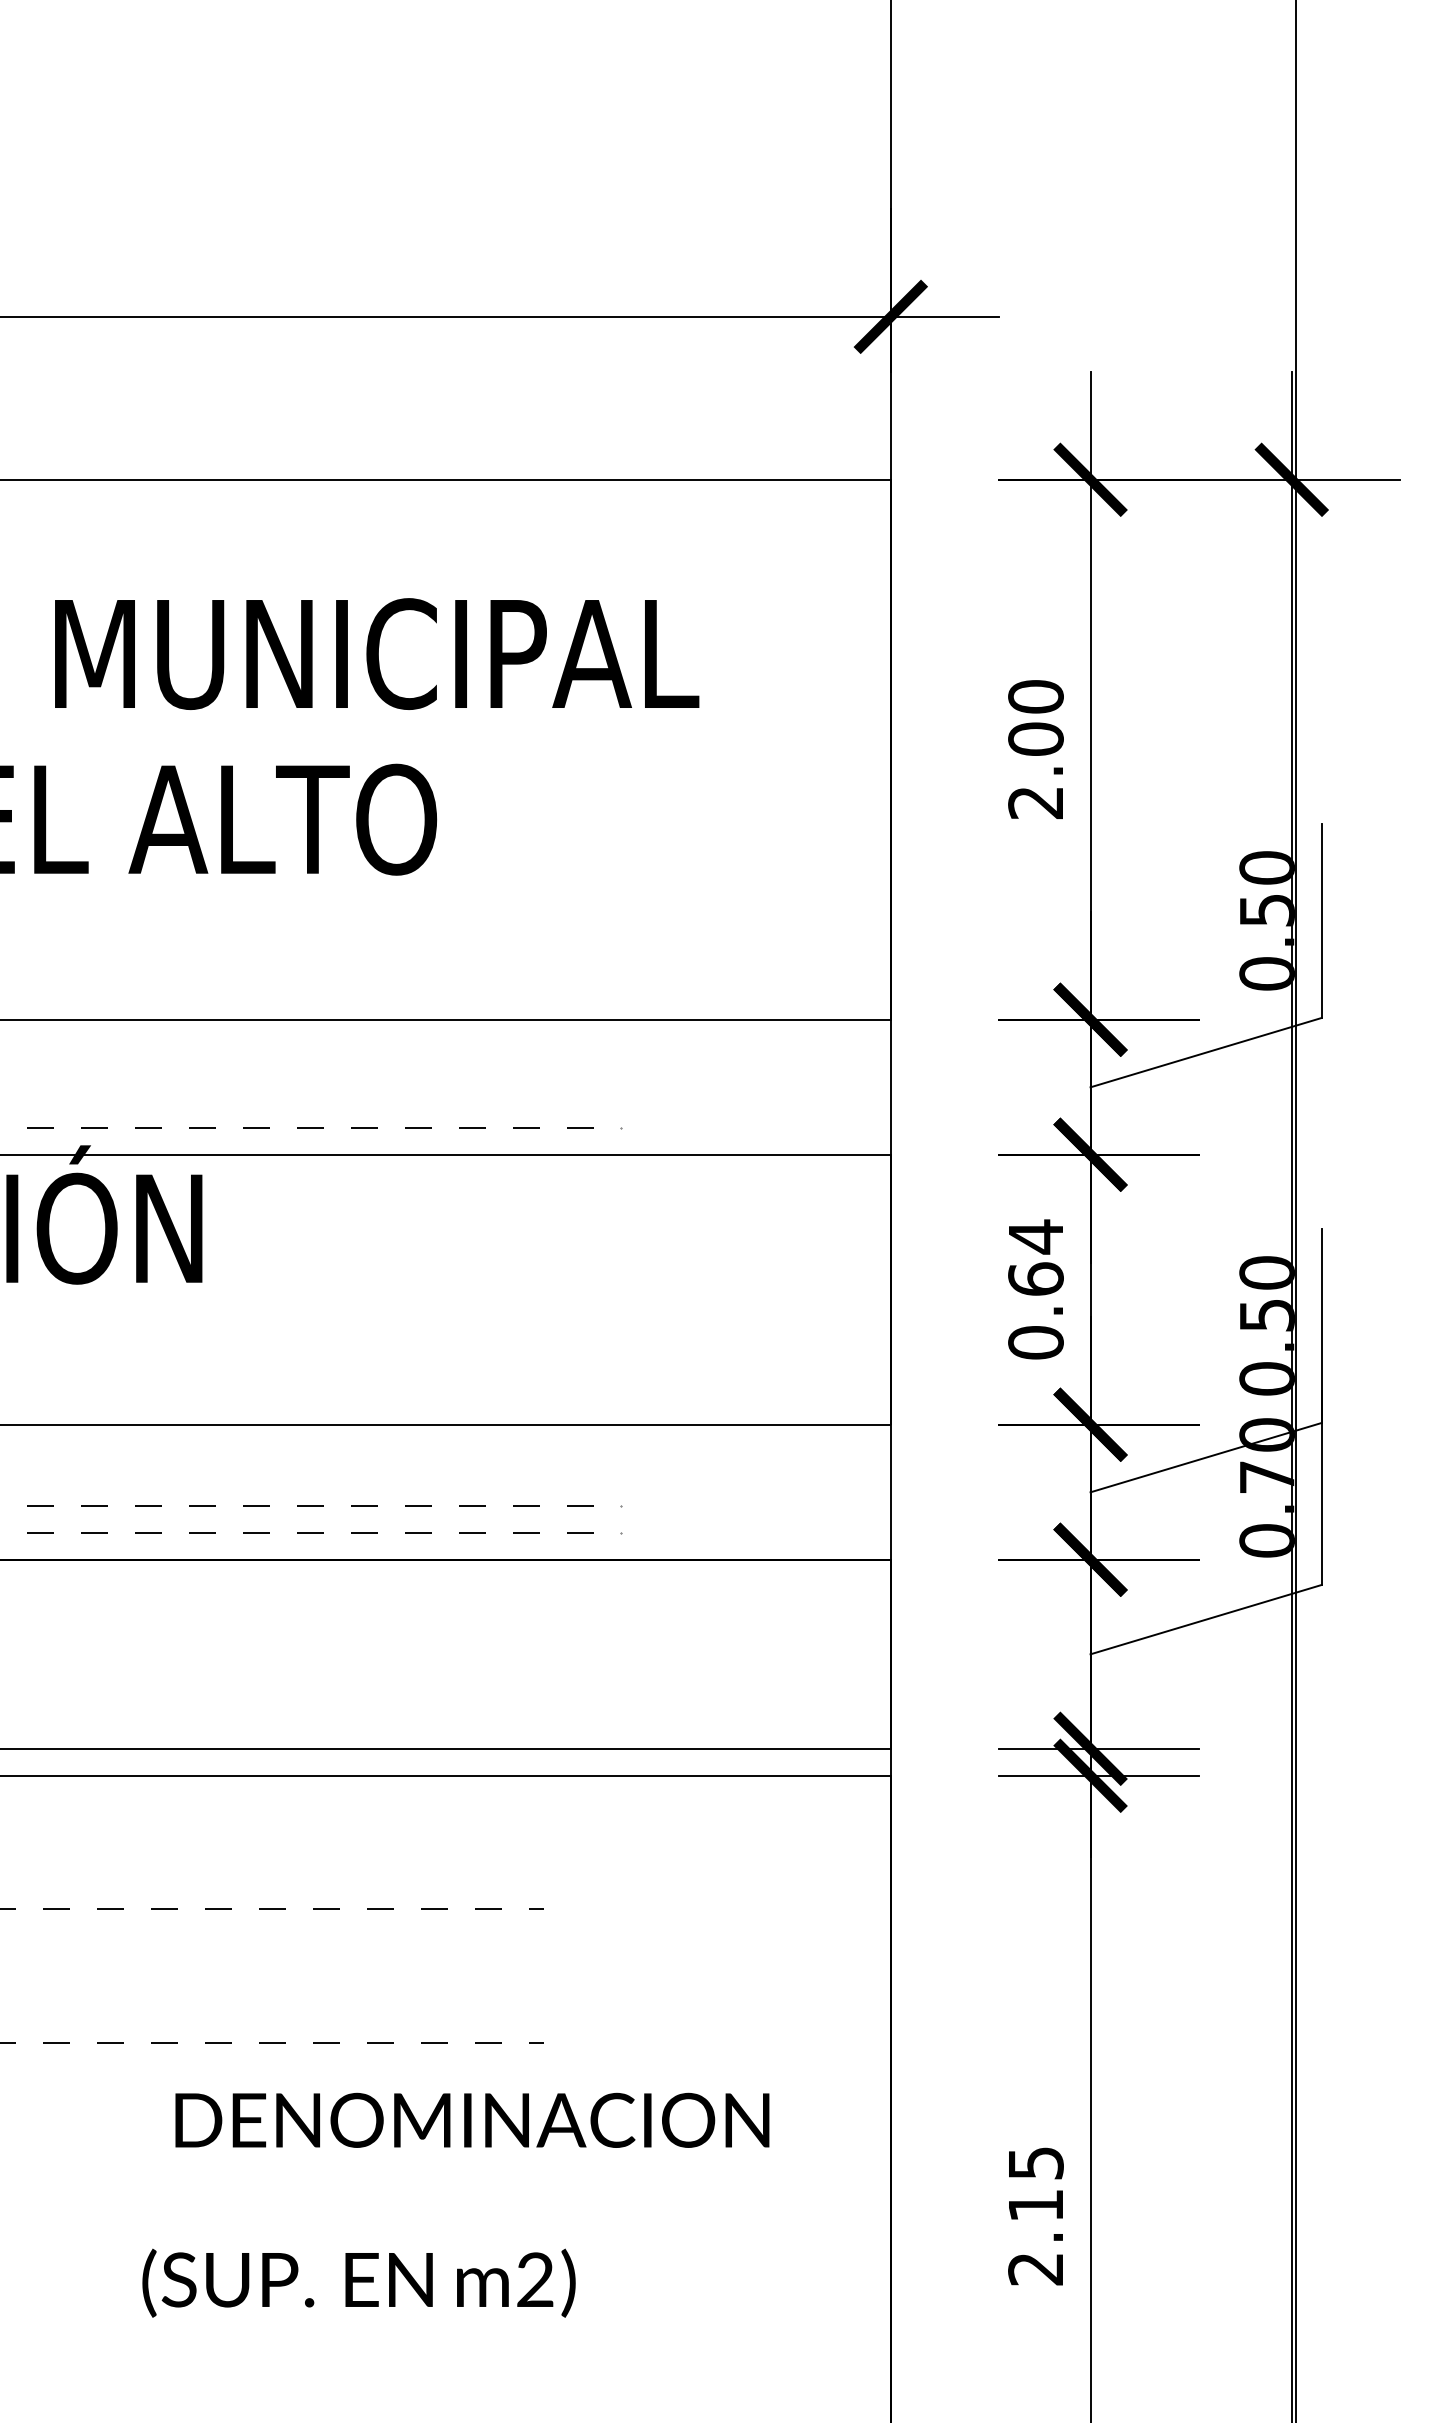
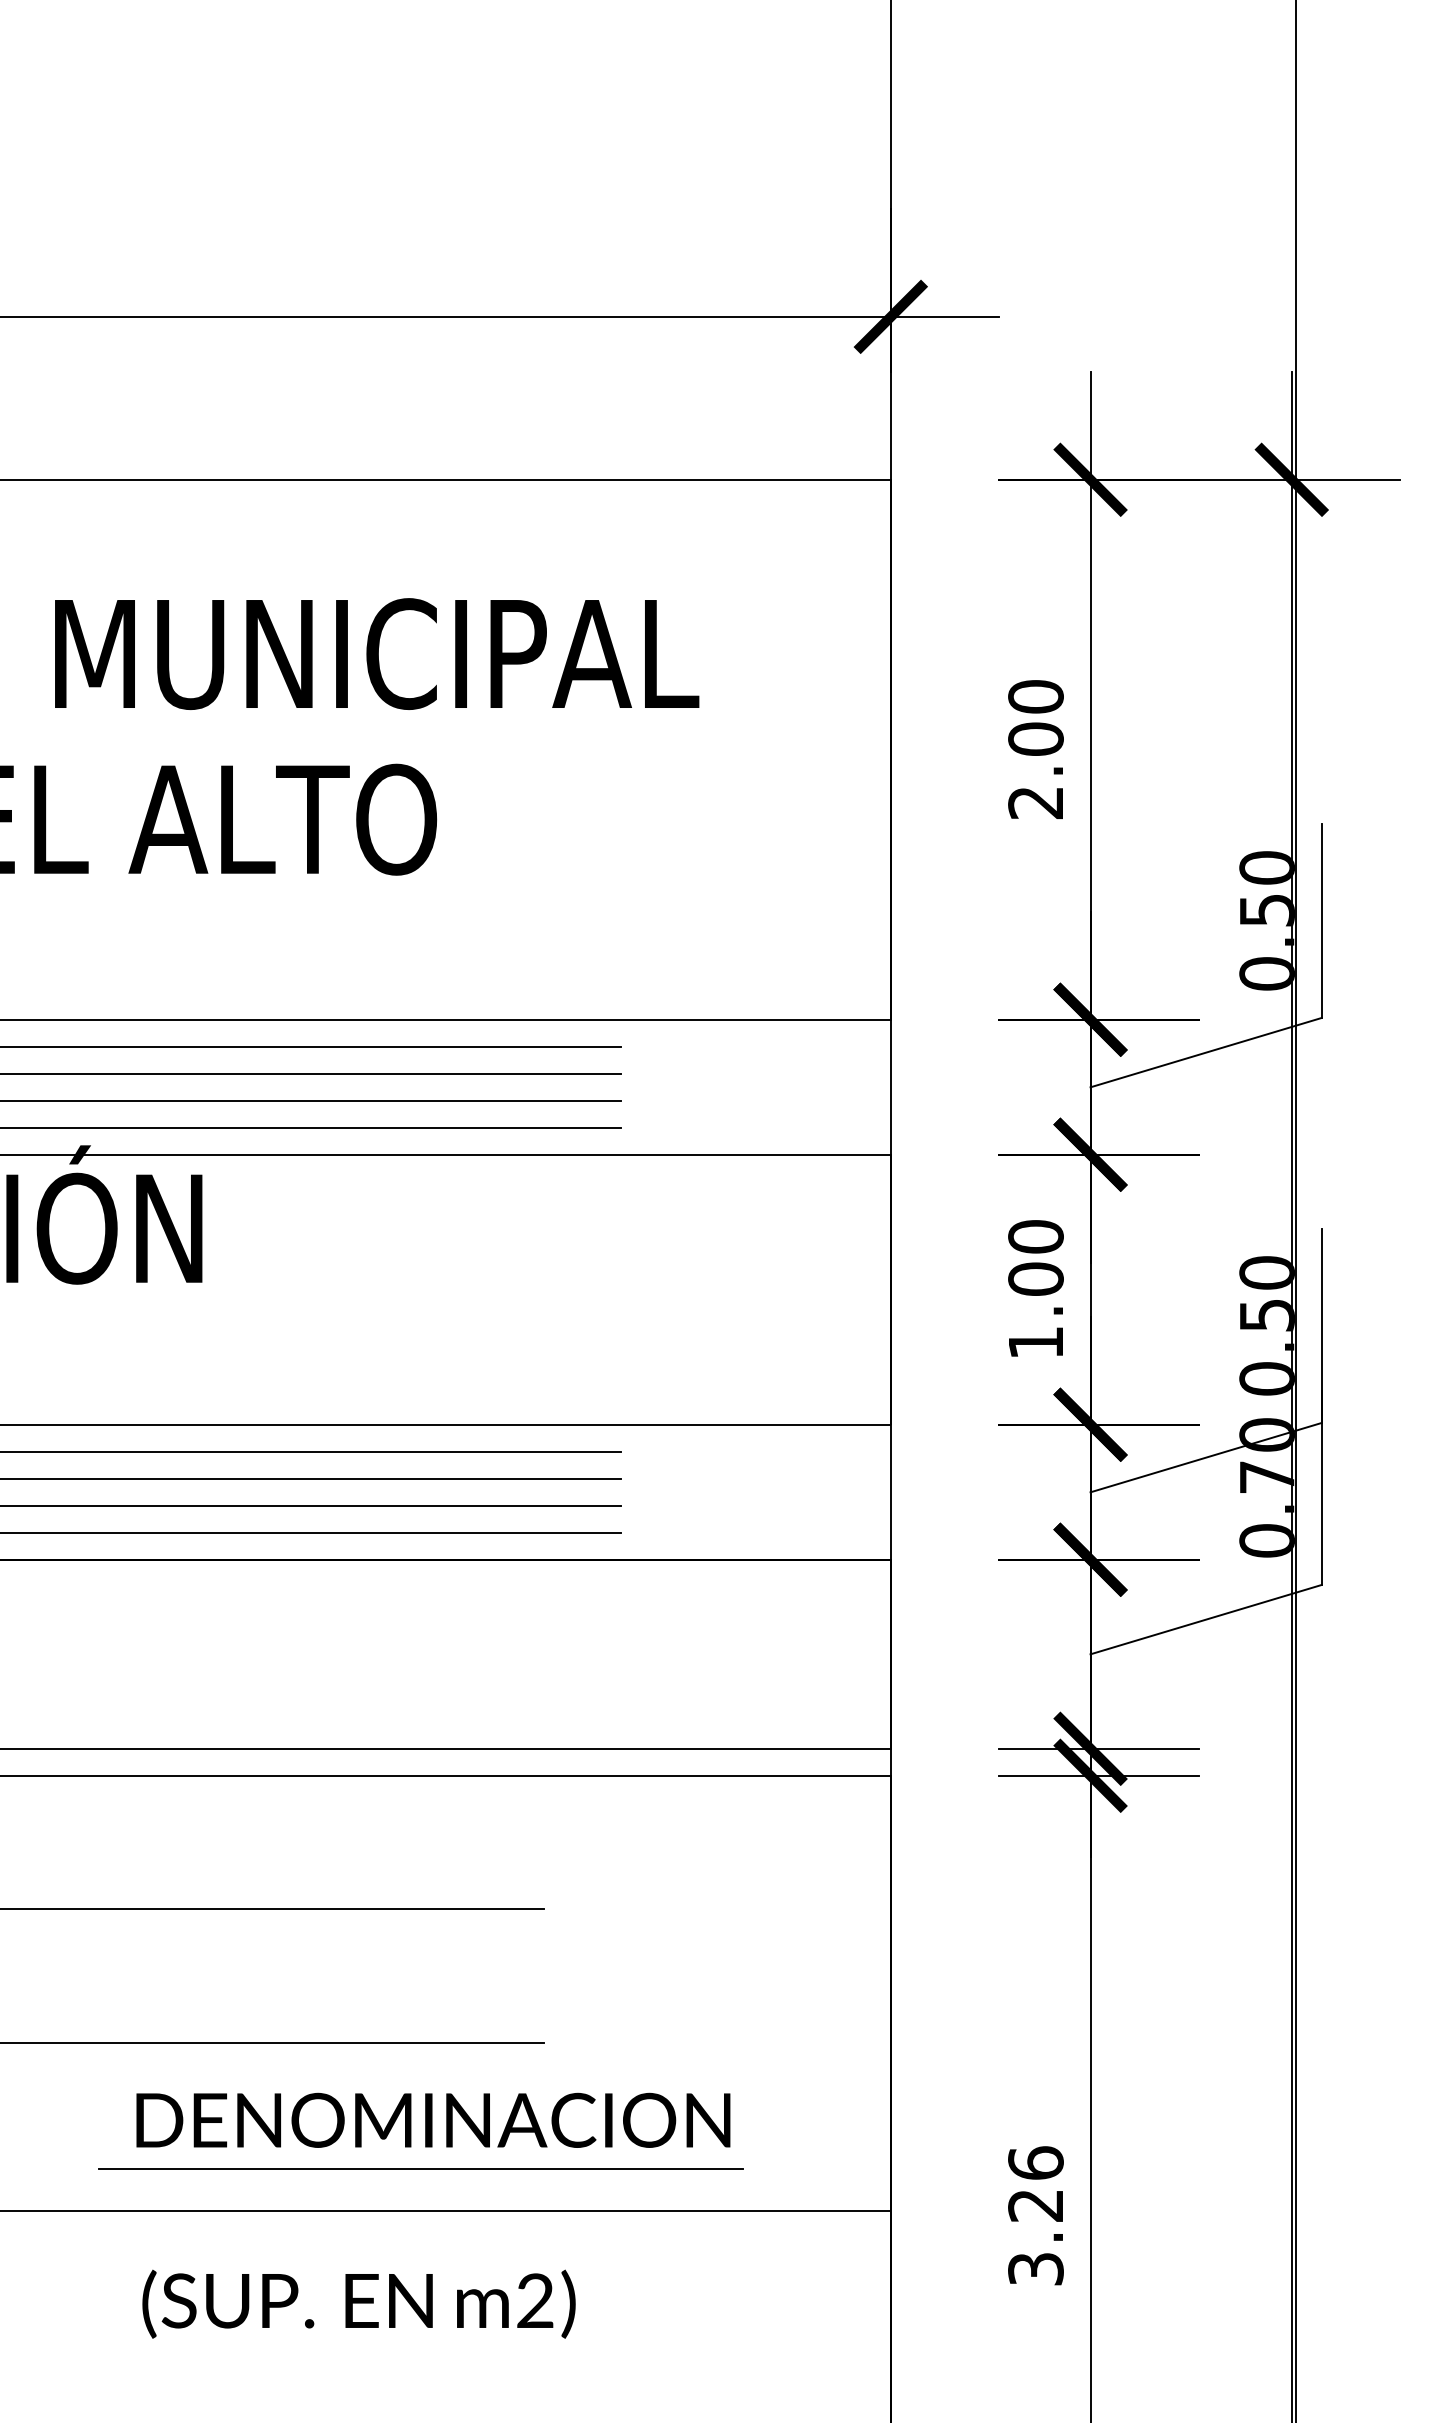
line: none -> present (311, 1046)
line: none -> present (311, 1073)
line: none -> present (311, 1100)
line: dashed -> solid (310, 1127)
text: 0.64 -> 1.00 (1035, 1289)
line: none -> present (311, 1451)
line: none -> present (311, 1478)
line: dashed -> solid (310, 1505)
line: dashed -> solid (310, 1532)
line: dashed -> solid (272, 1908)
line: dashed -> solid (272, 2043)
text position: (472, 2119) -> (433, 2119) (433, 2119)
line: none -> present (420, 2168)
line: none -> present (446, 2211)
text: 2.15 -> 3.26 (1035, 2215)
text position: (358, 2282) -> (358, 2303) (358, 2303)
